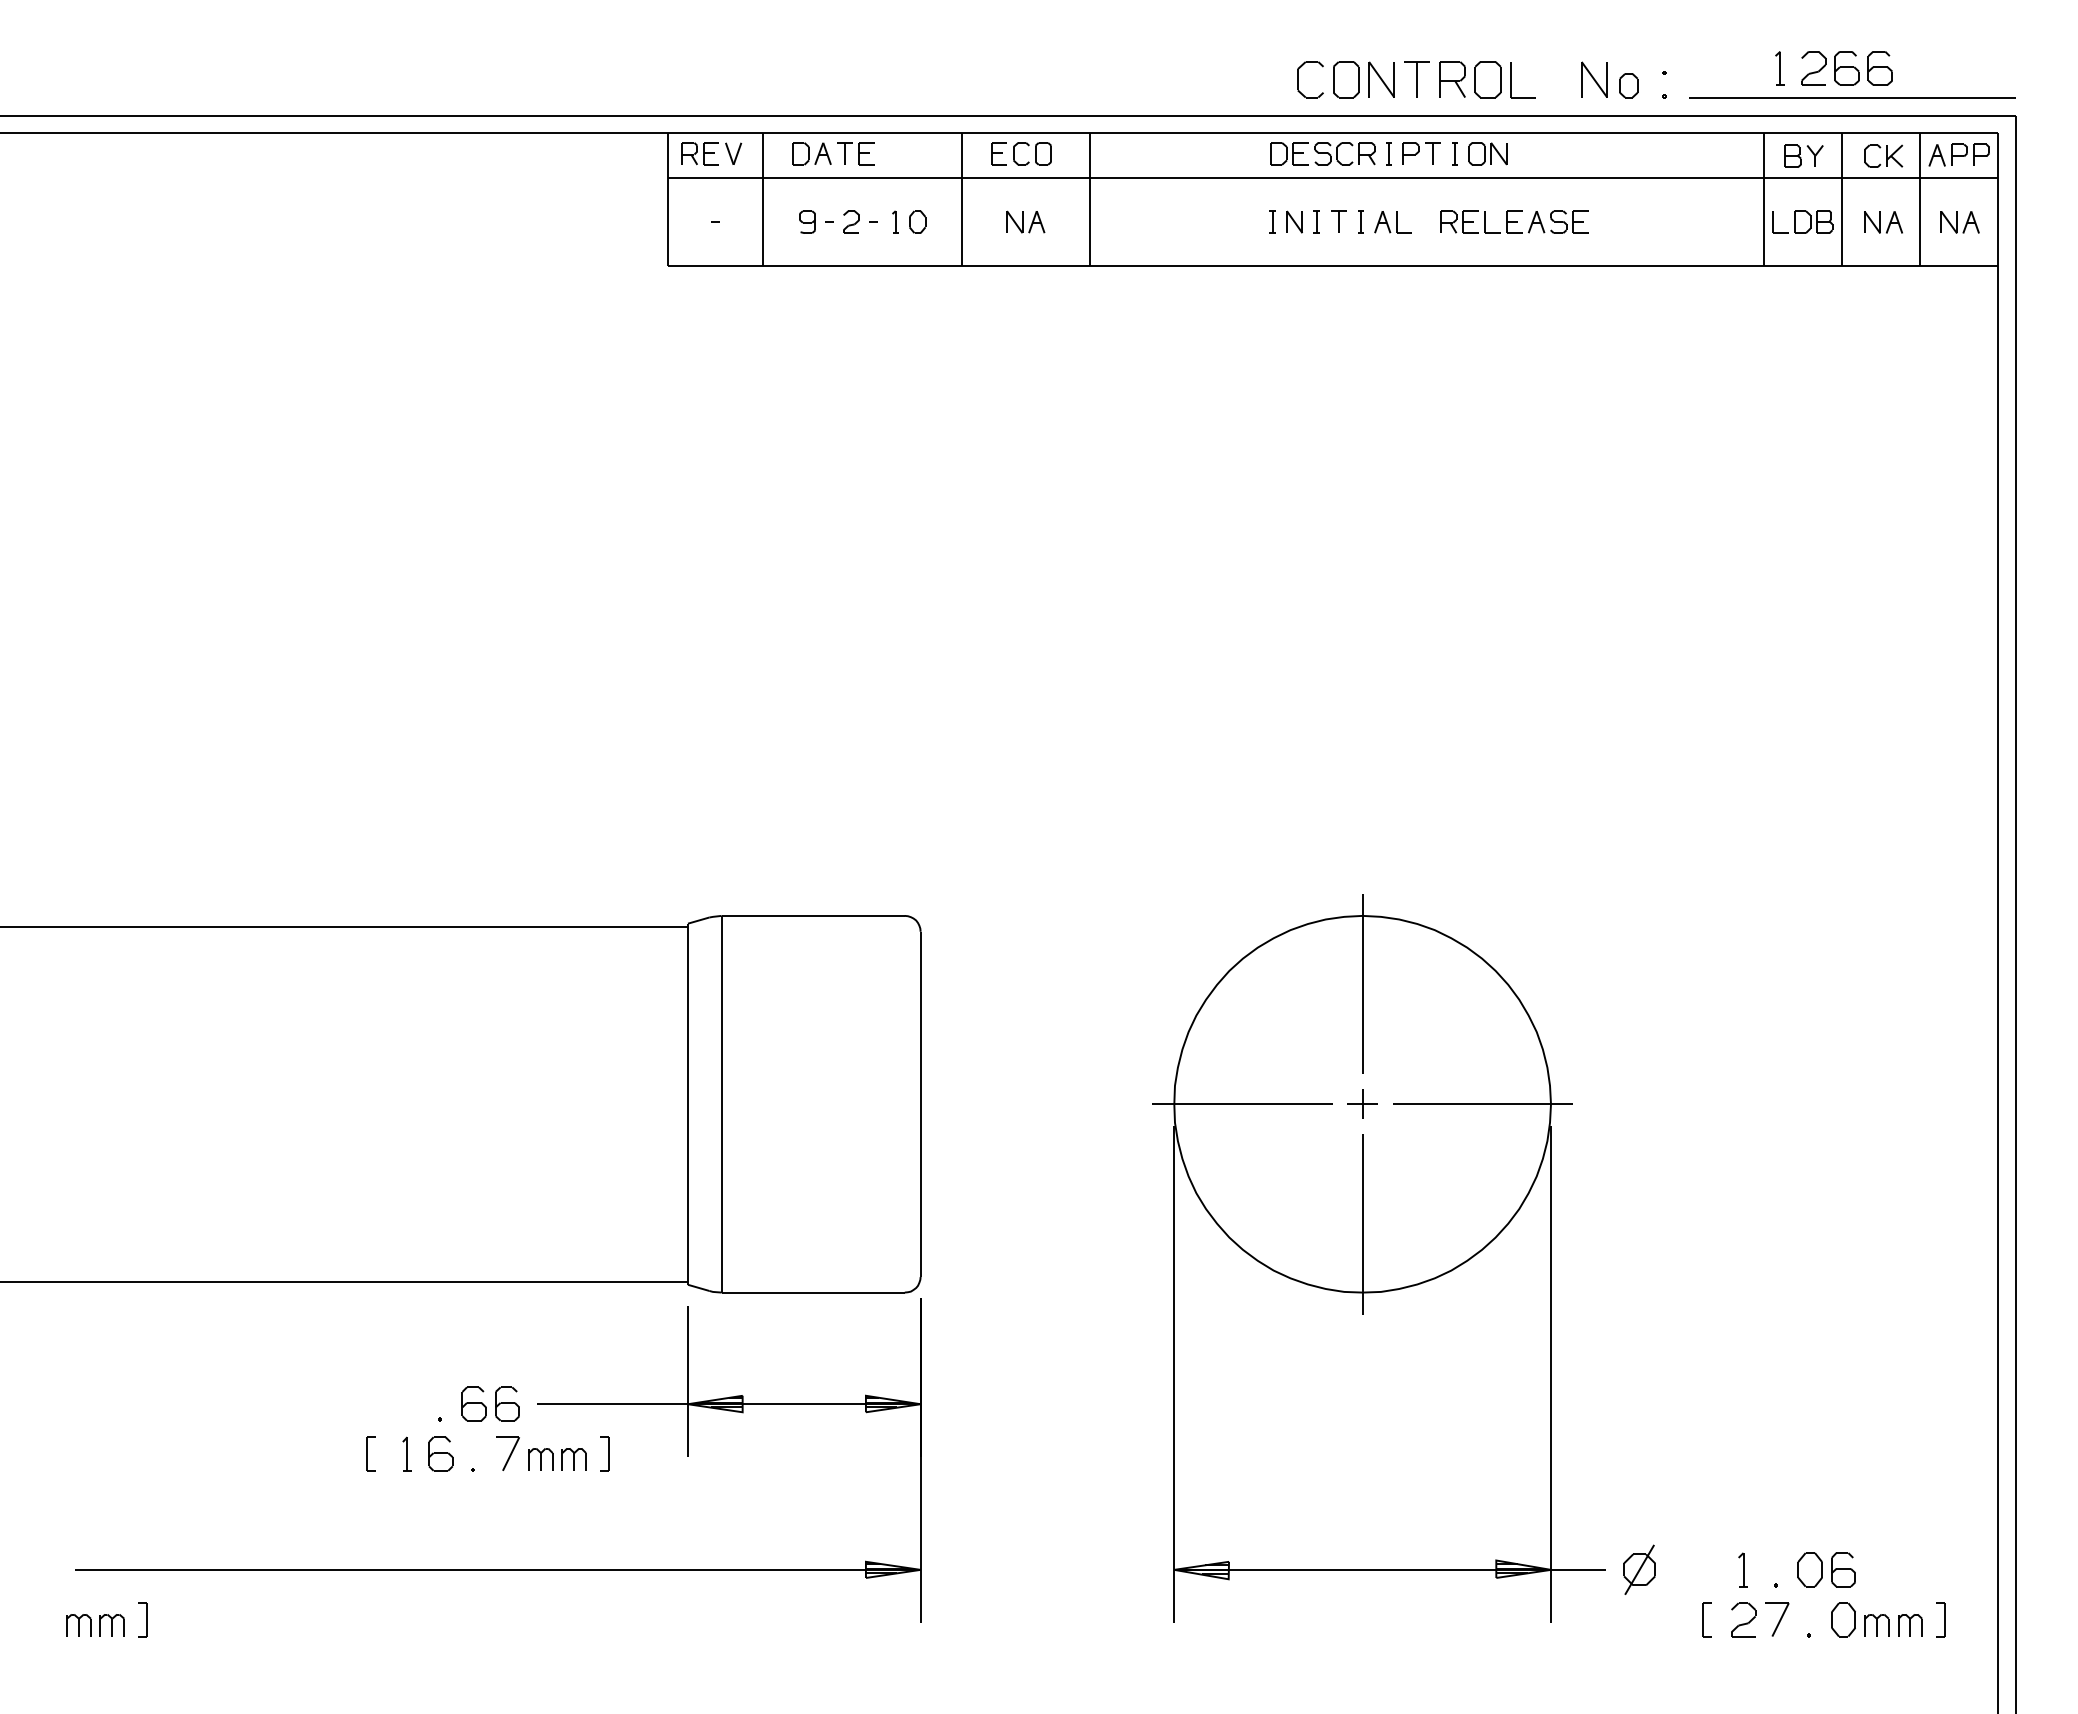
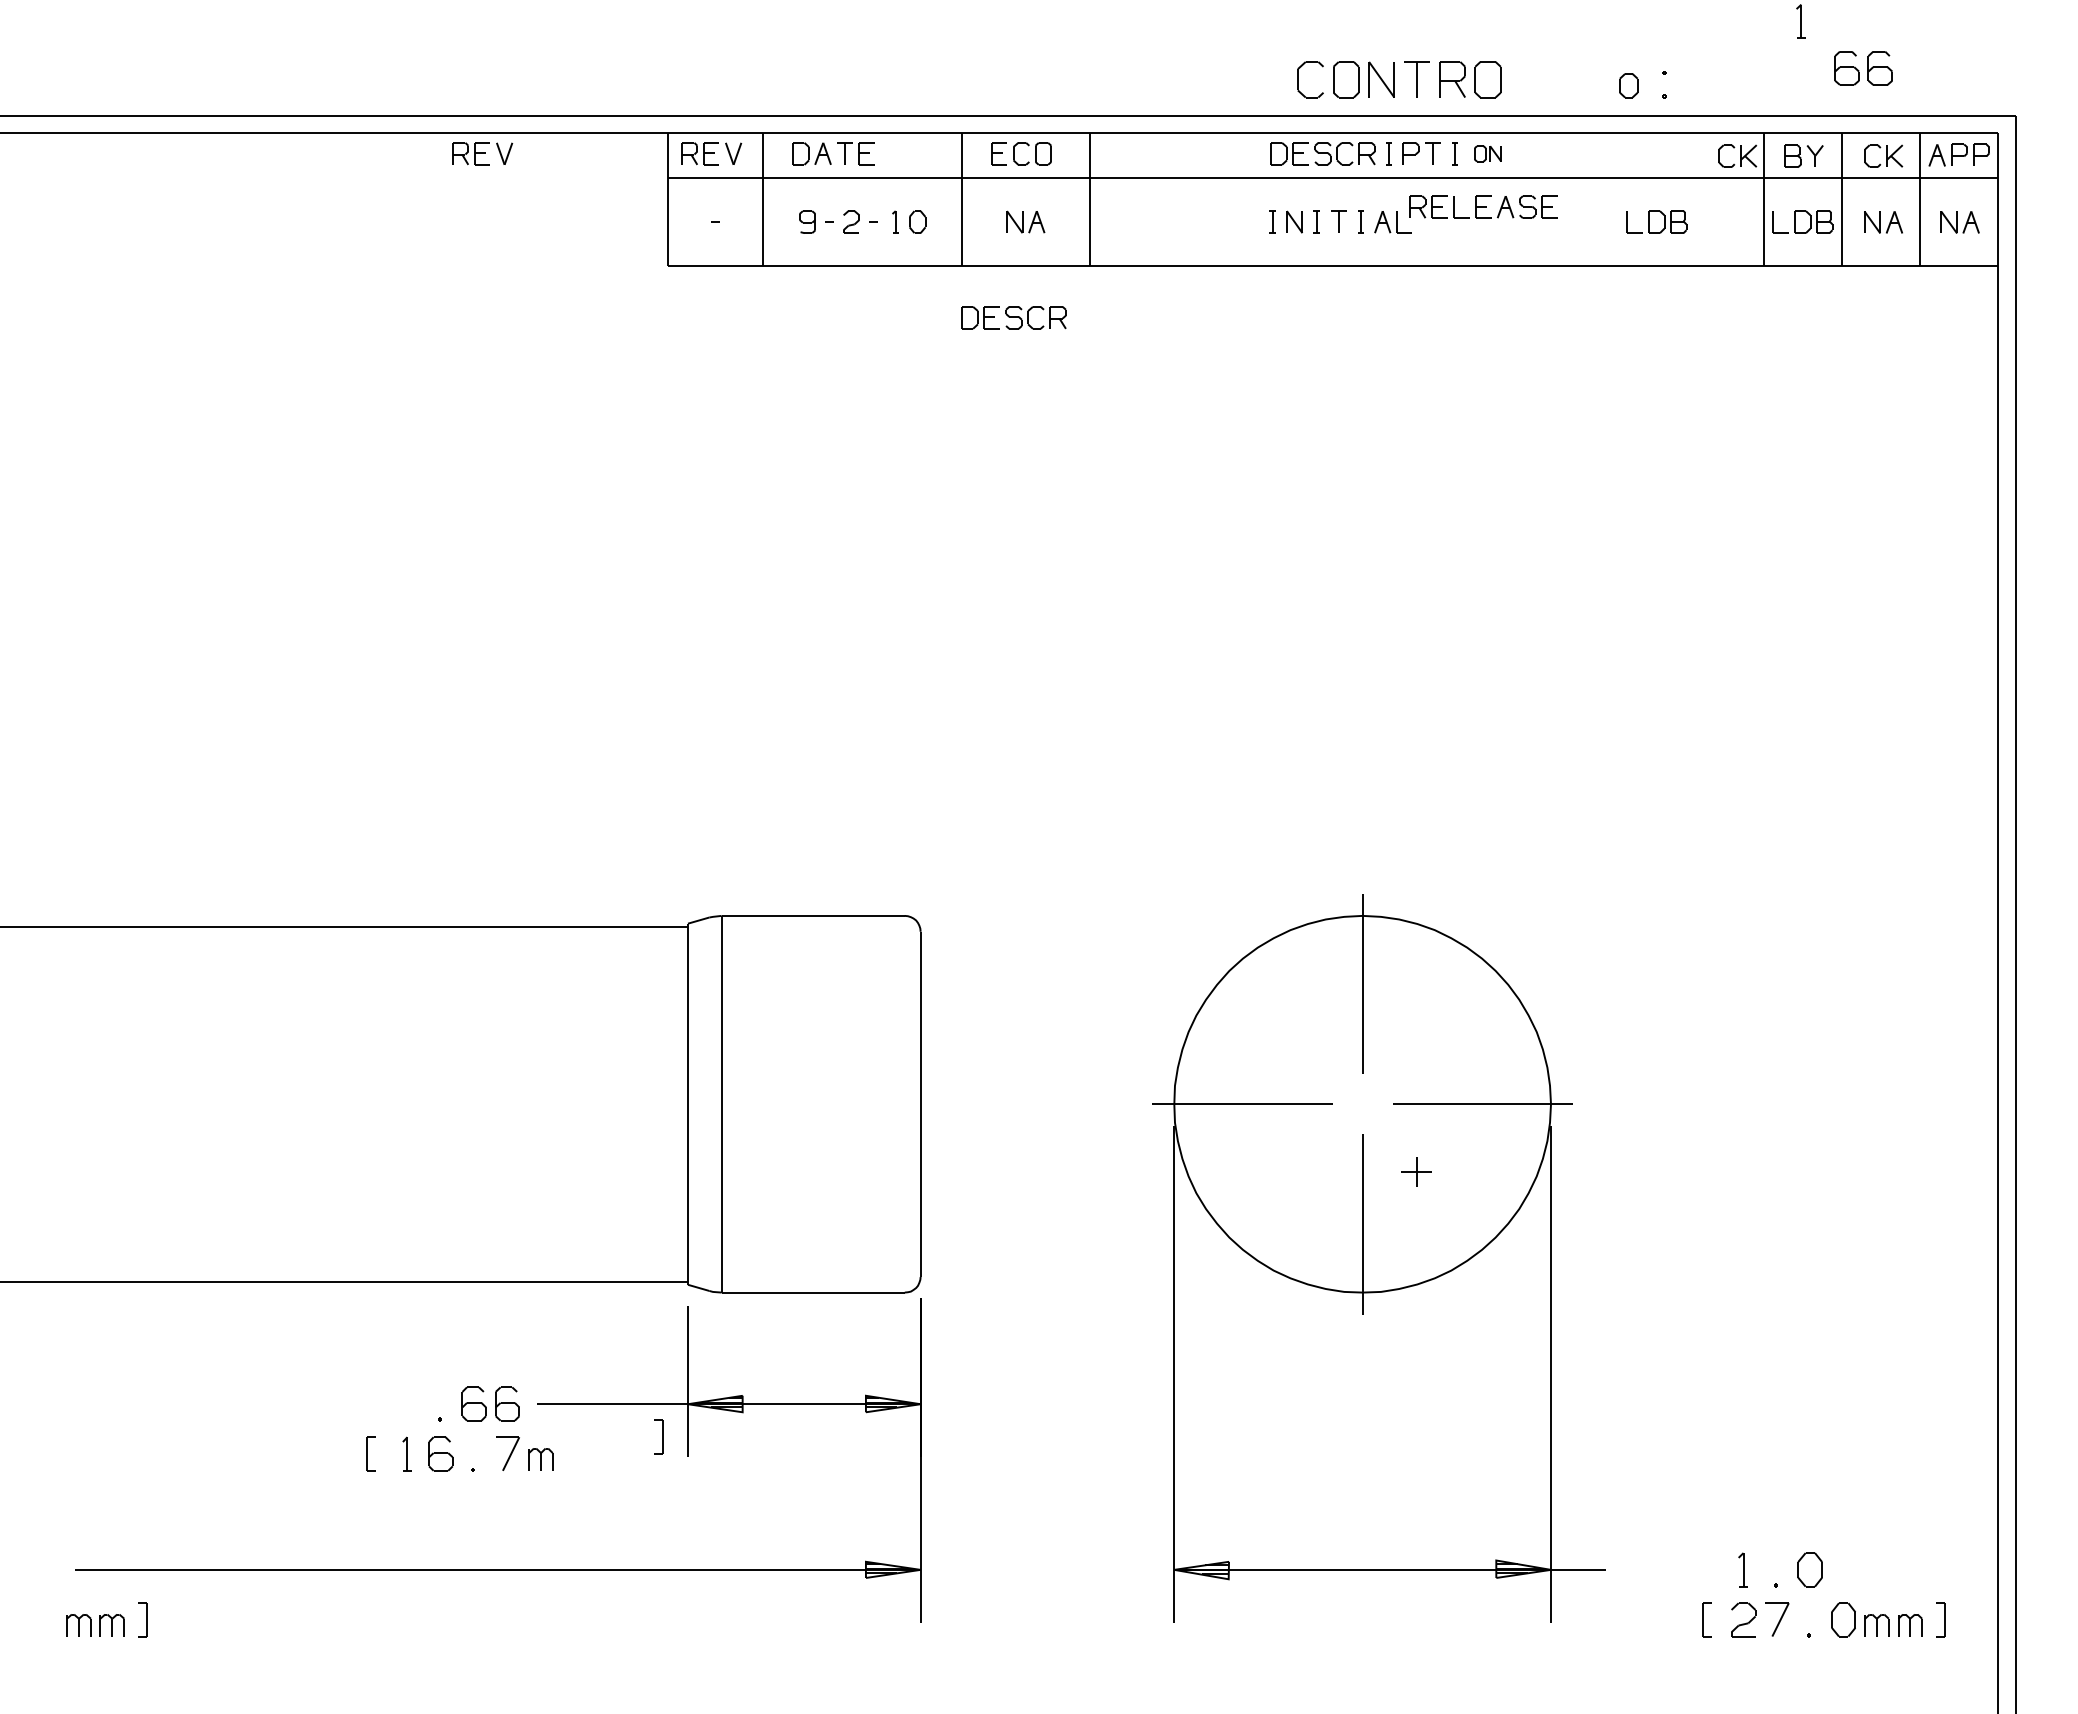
part position: (1779, 68) -> (1800, 21) (1800, 21)
part: present -> none (1813, 68)
part: present -> none (1594, 79)
part: present -> none (1511, 80)
line: present -> none (1852, 97)
part: none -> present (482, 153)
part size: 40x24 px -> 28x18 px (1487, 153)
part: none -> present (1737, 155)
part position: (1514, 221) -> (1483, 206) (1483, 206)
part: none -> present (1656, 221)
part: none -> present (1013, 317)
part position: (1362, 1103) -> (1416, 1171) (1416, 1171)
part position: (604, 1453) -> (658, 1436) (658, 1436)
part: present -> none (573, 1459)
part: present -> none (1639, 1569)
part: present -> none (1843, 1569)
